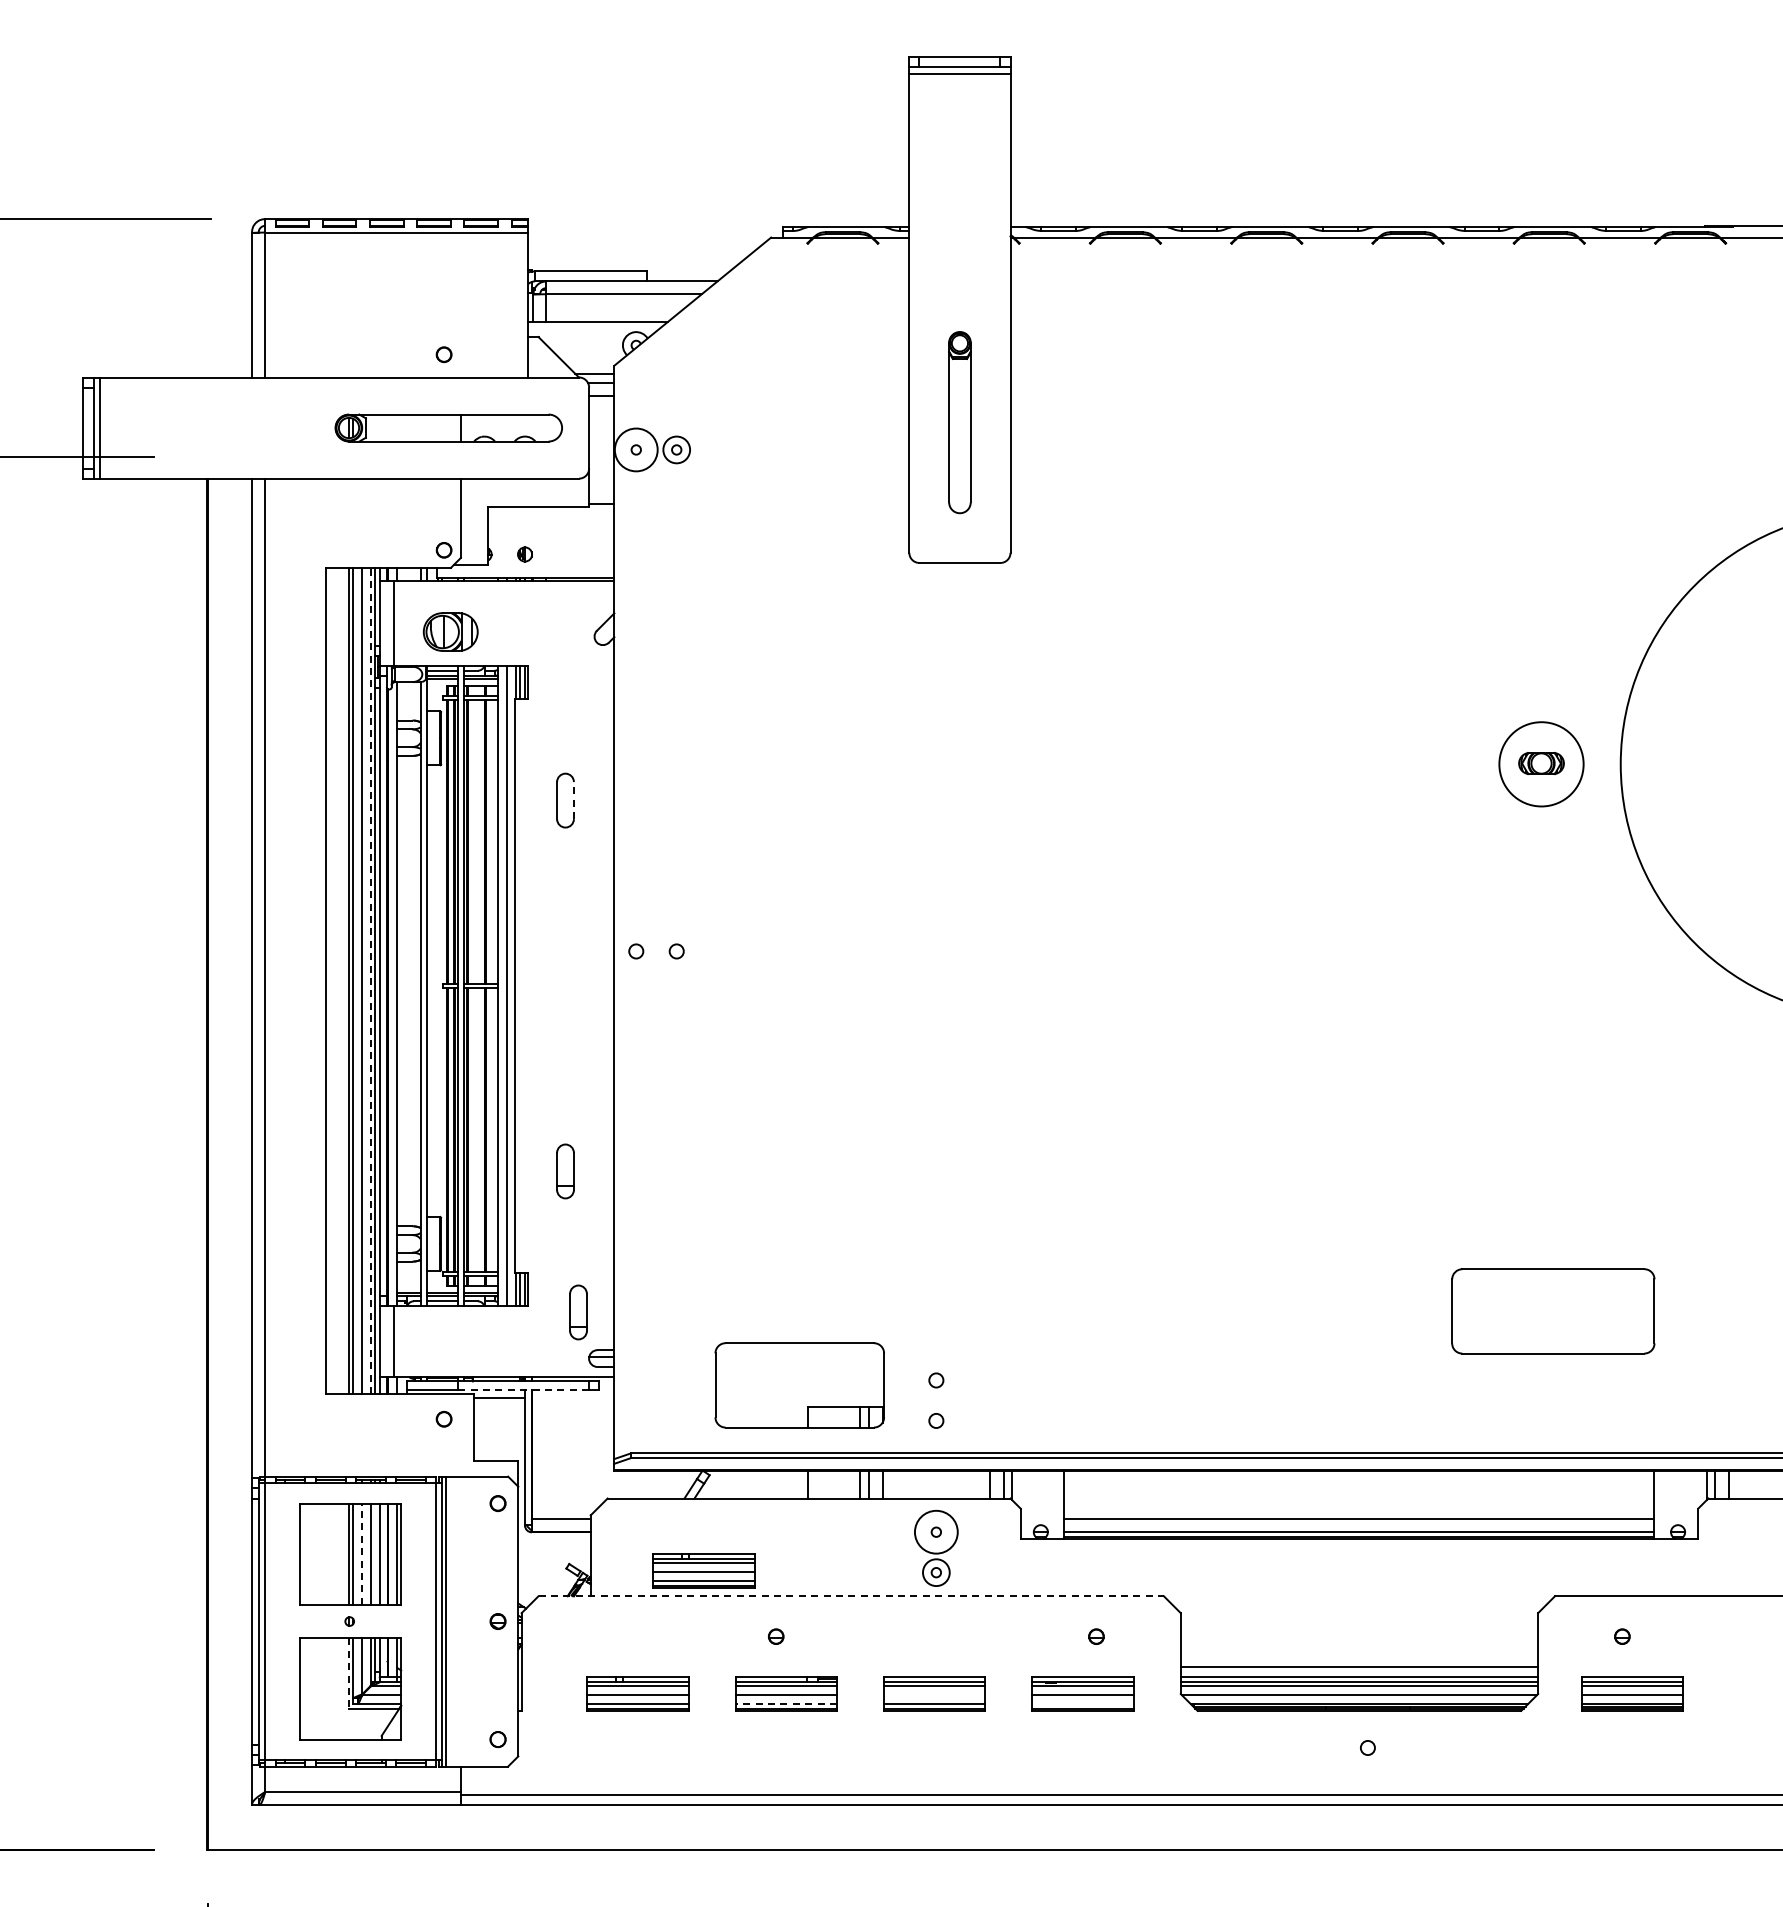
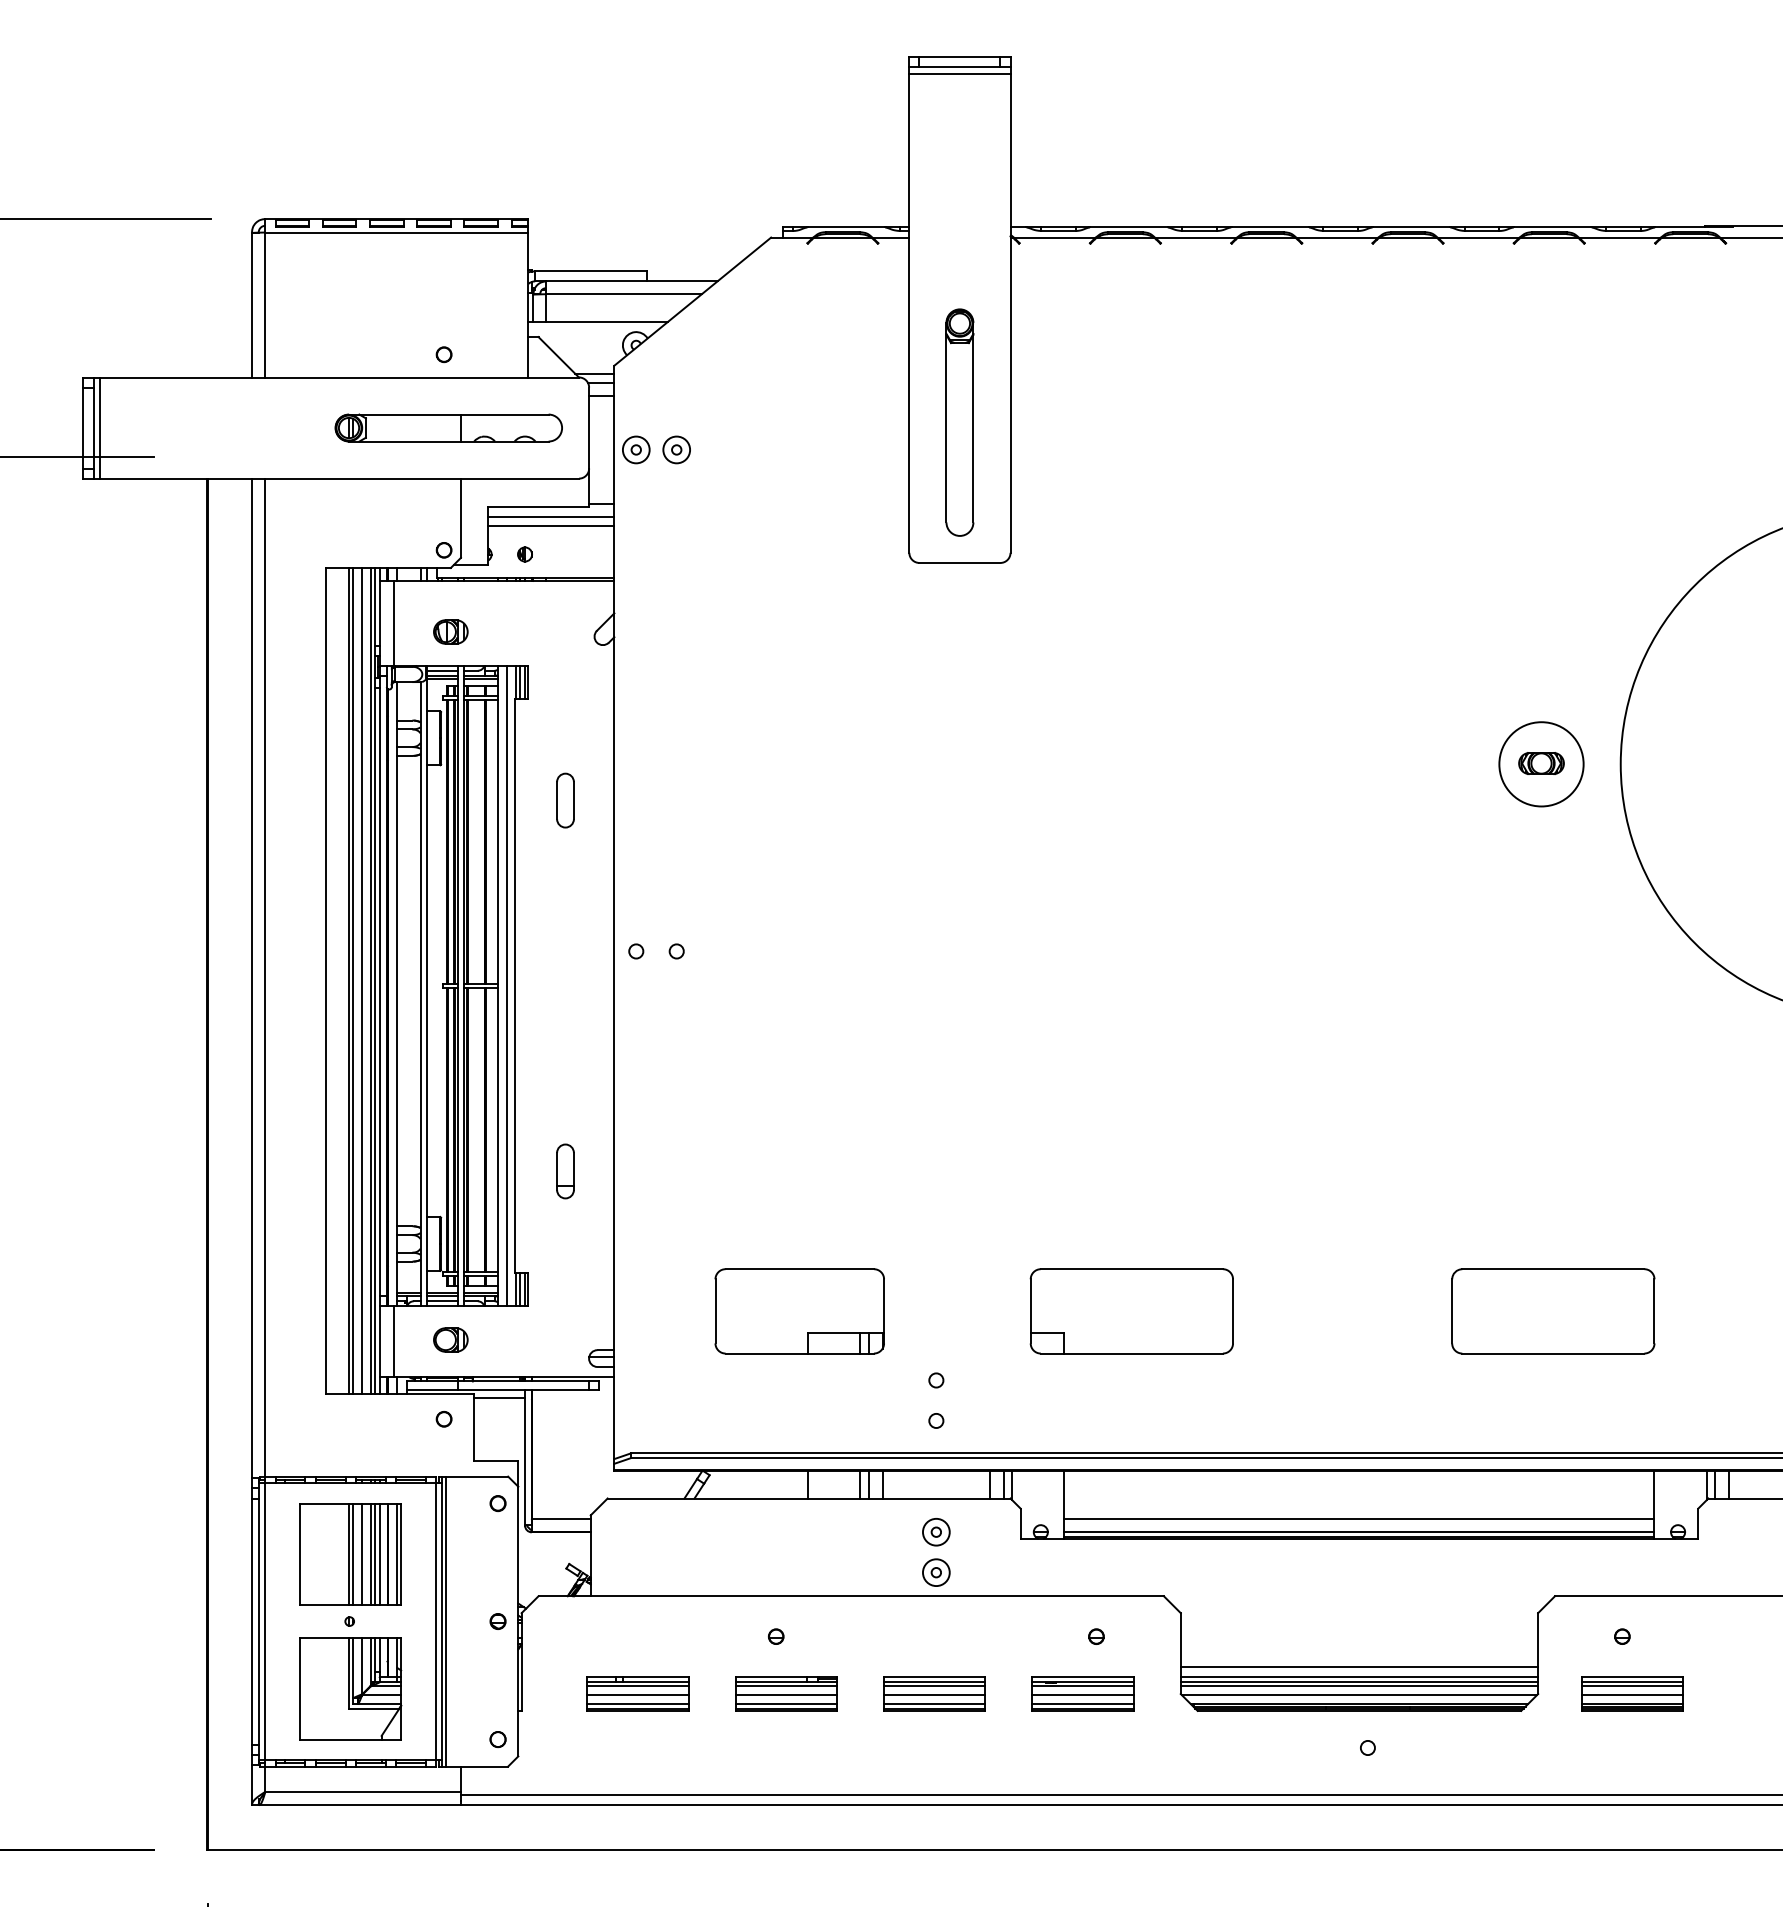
part size: 24x184 px -> 30x229 px (959, 422)
circle diameter: 43 px -> 27 px (635, 449)
line: none -> present (550, 517)
line: none -> present (550, 526)
part size: 57x40 px -> 36x26 px (450, 631)
line: dashed -> solid (573, 800)
line: dashed -> solid (370, 980)
part: none -> present (1131, 1311)
part: present -> none (578, 1312)
part: none -> present (450, 1339)
part position: (799, 1385) -> (799, 1311) (799, 1311)
line: dashed -> solid (523, 1389)
circle diameter: 43 px -> 27 px (935, 1531)
line: none -> present (374, 1553)
line: dashed -> solid (362, 1554)
part: present -> none (703, 1570)
line: dashed -> solid (851, 1596)
line: dashed -> solid (348, 1673)
line: none -> present (934, 1694)
line: dashed -> solid (786, 1704)
line: none -> present (1082, 1704)
